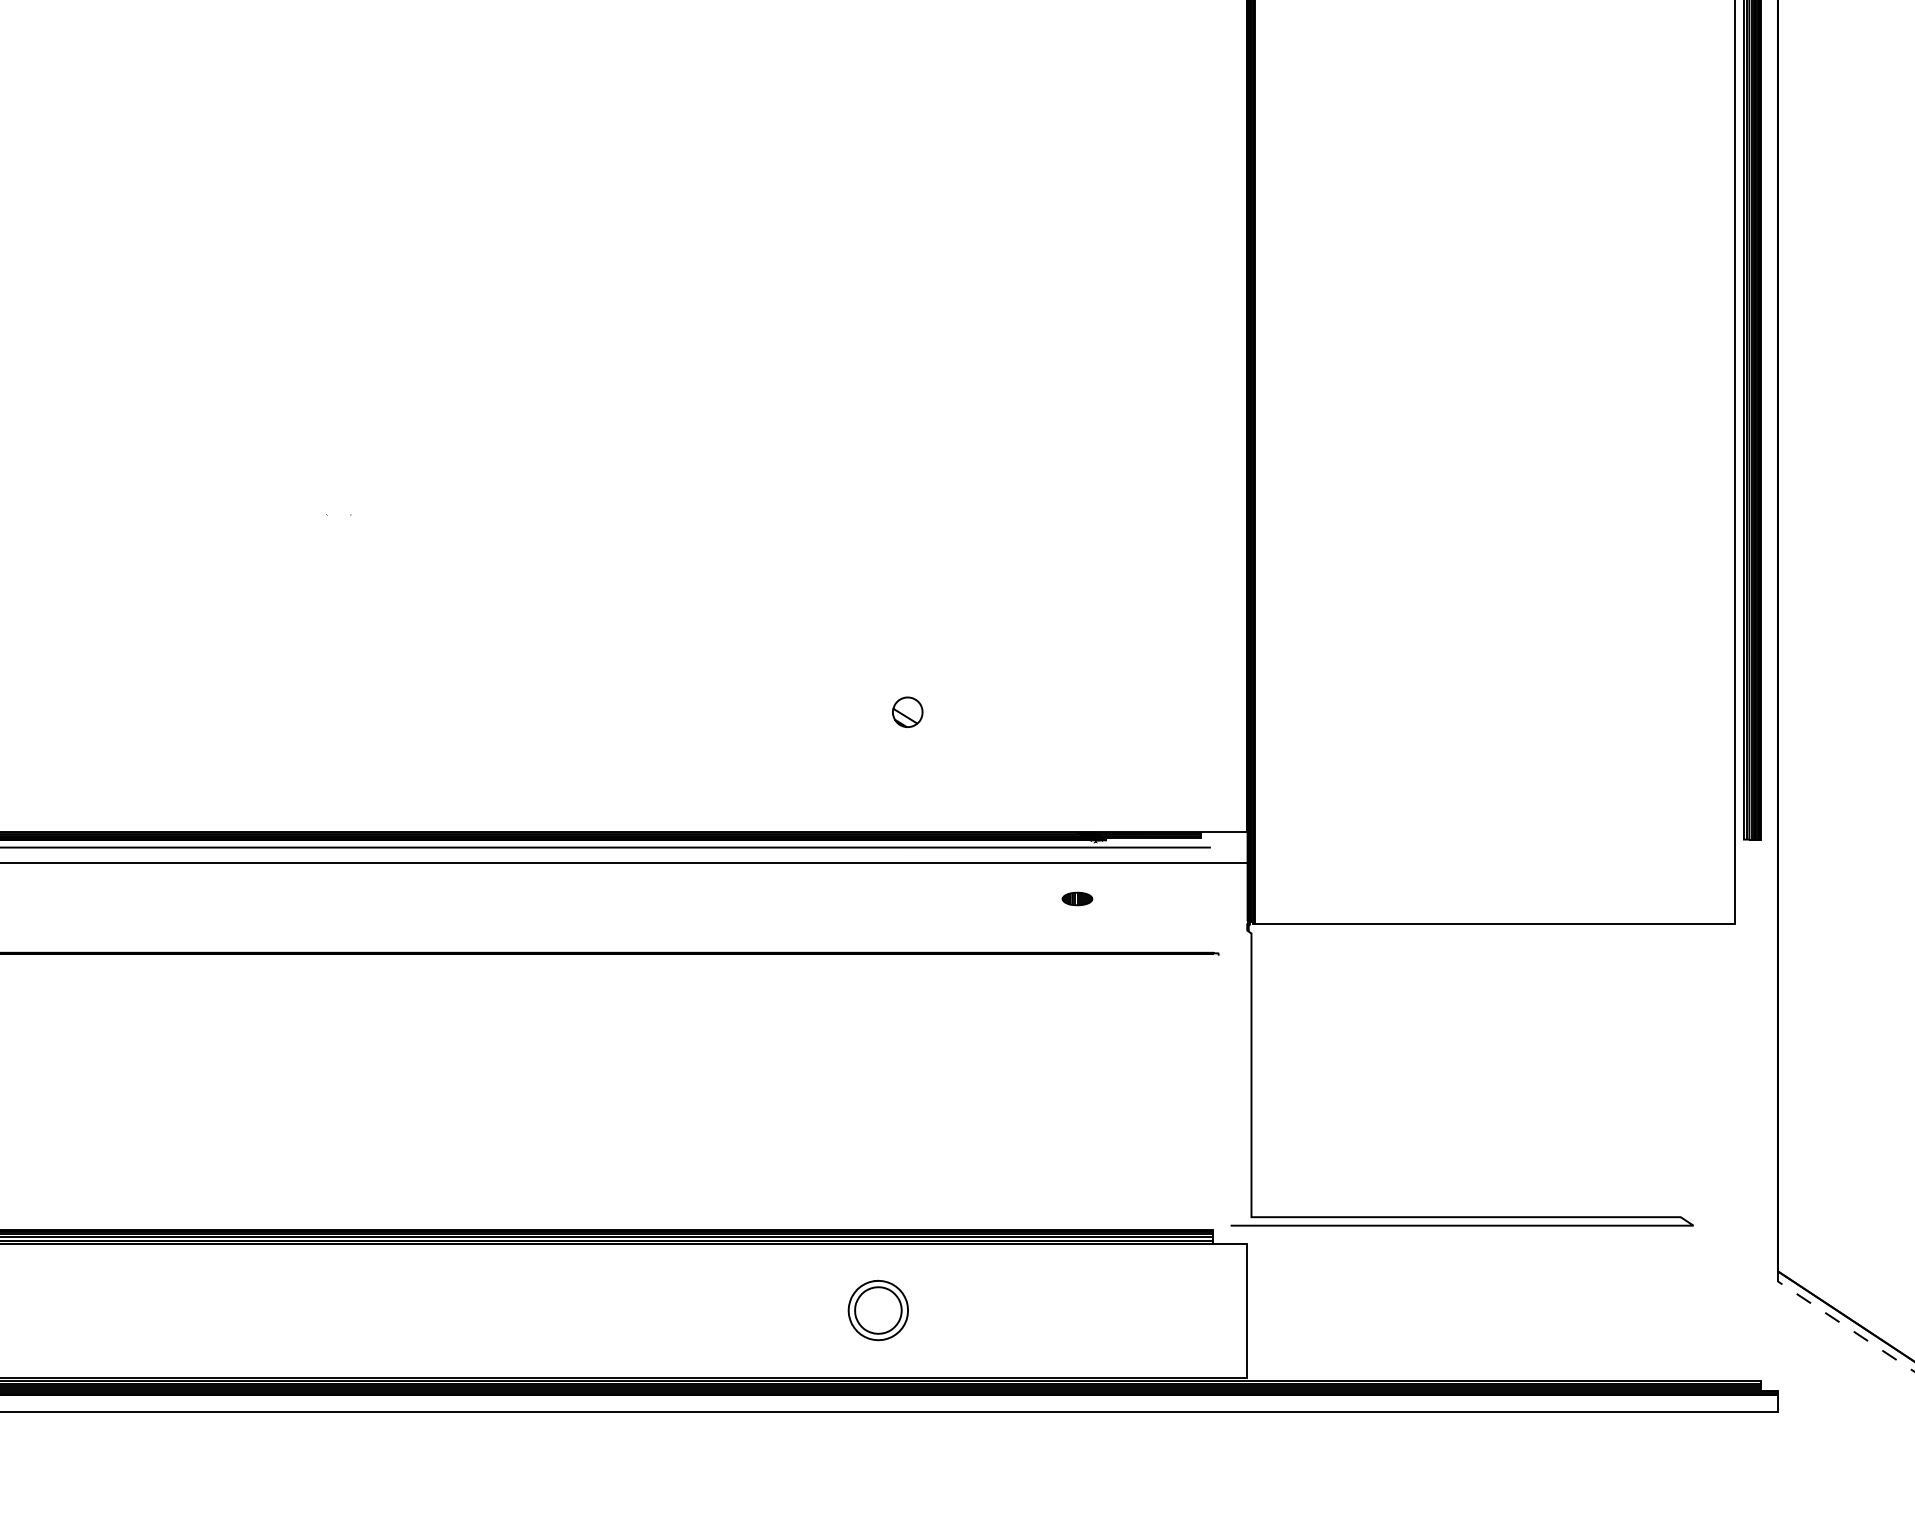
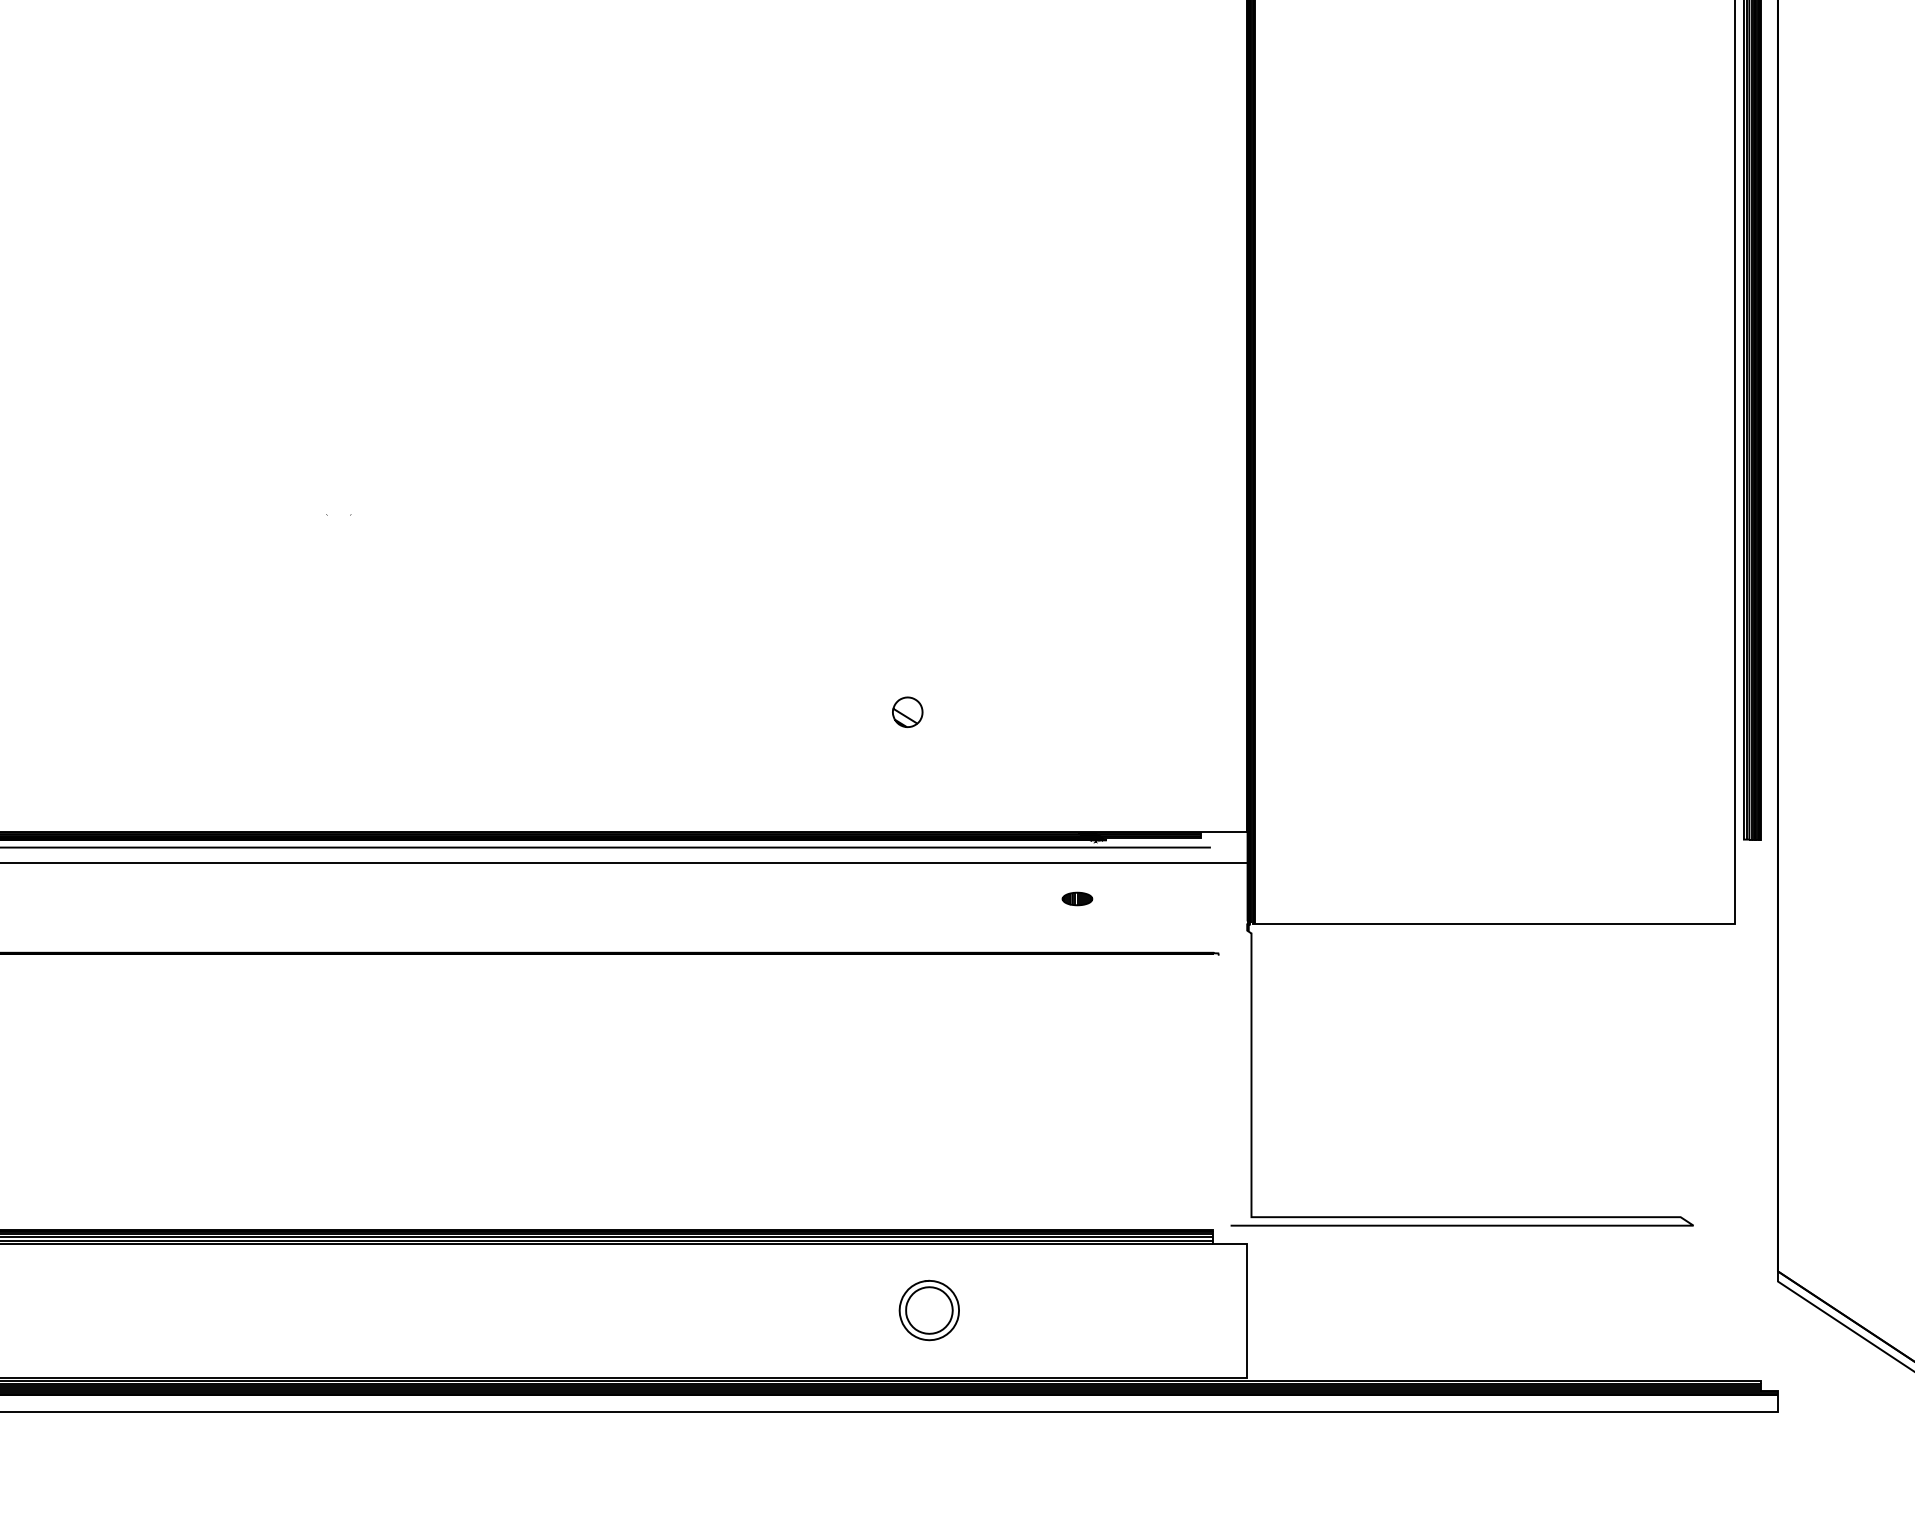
part position: (877, 1310) -> (928, 1310) (928, 1310)
line: dashed -> solid (1841, 1323)
